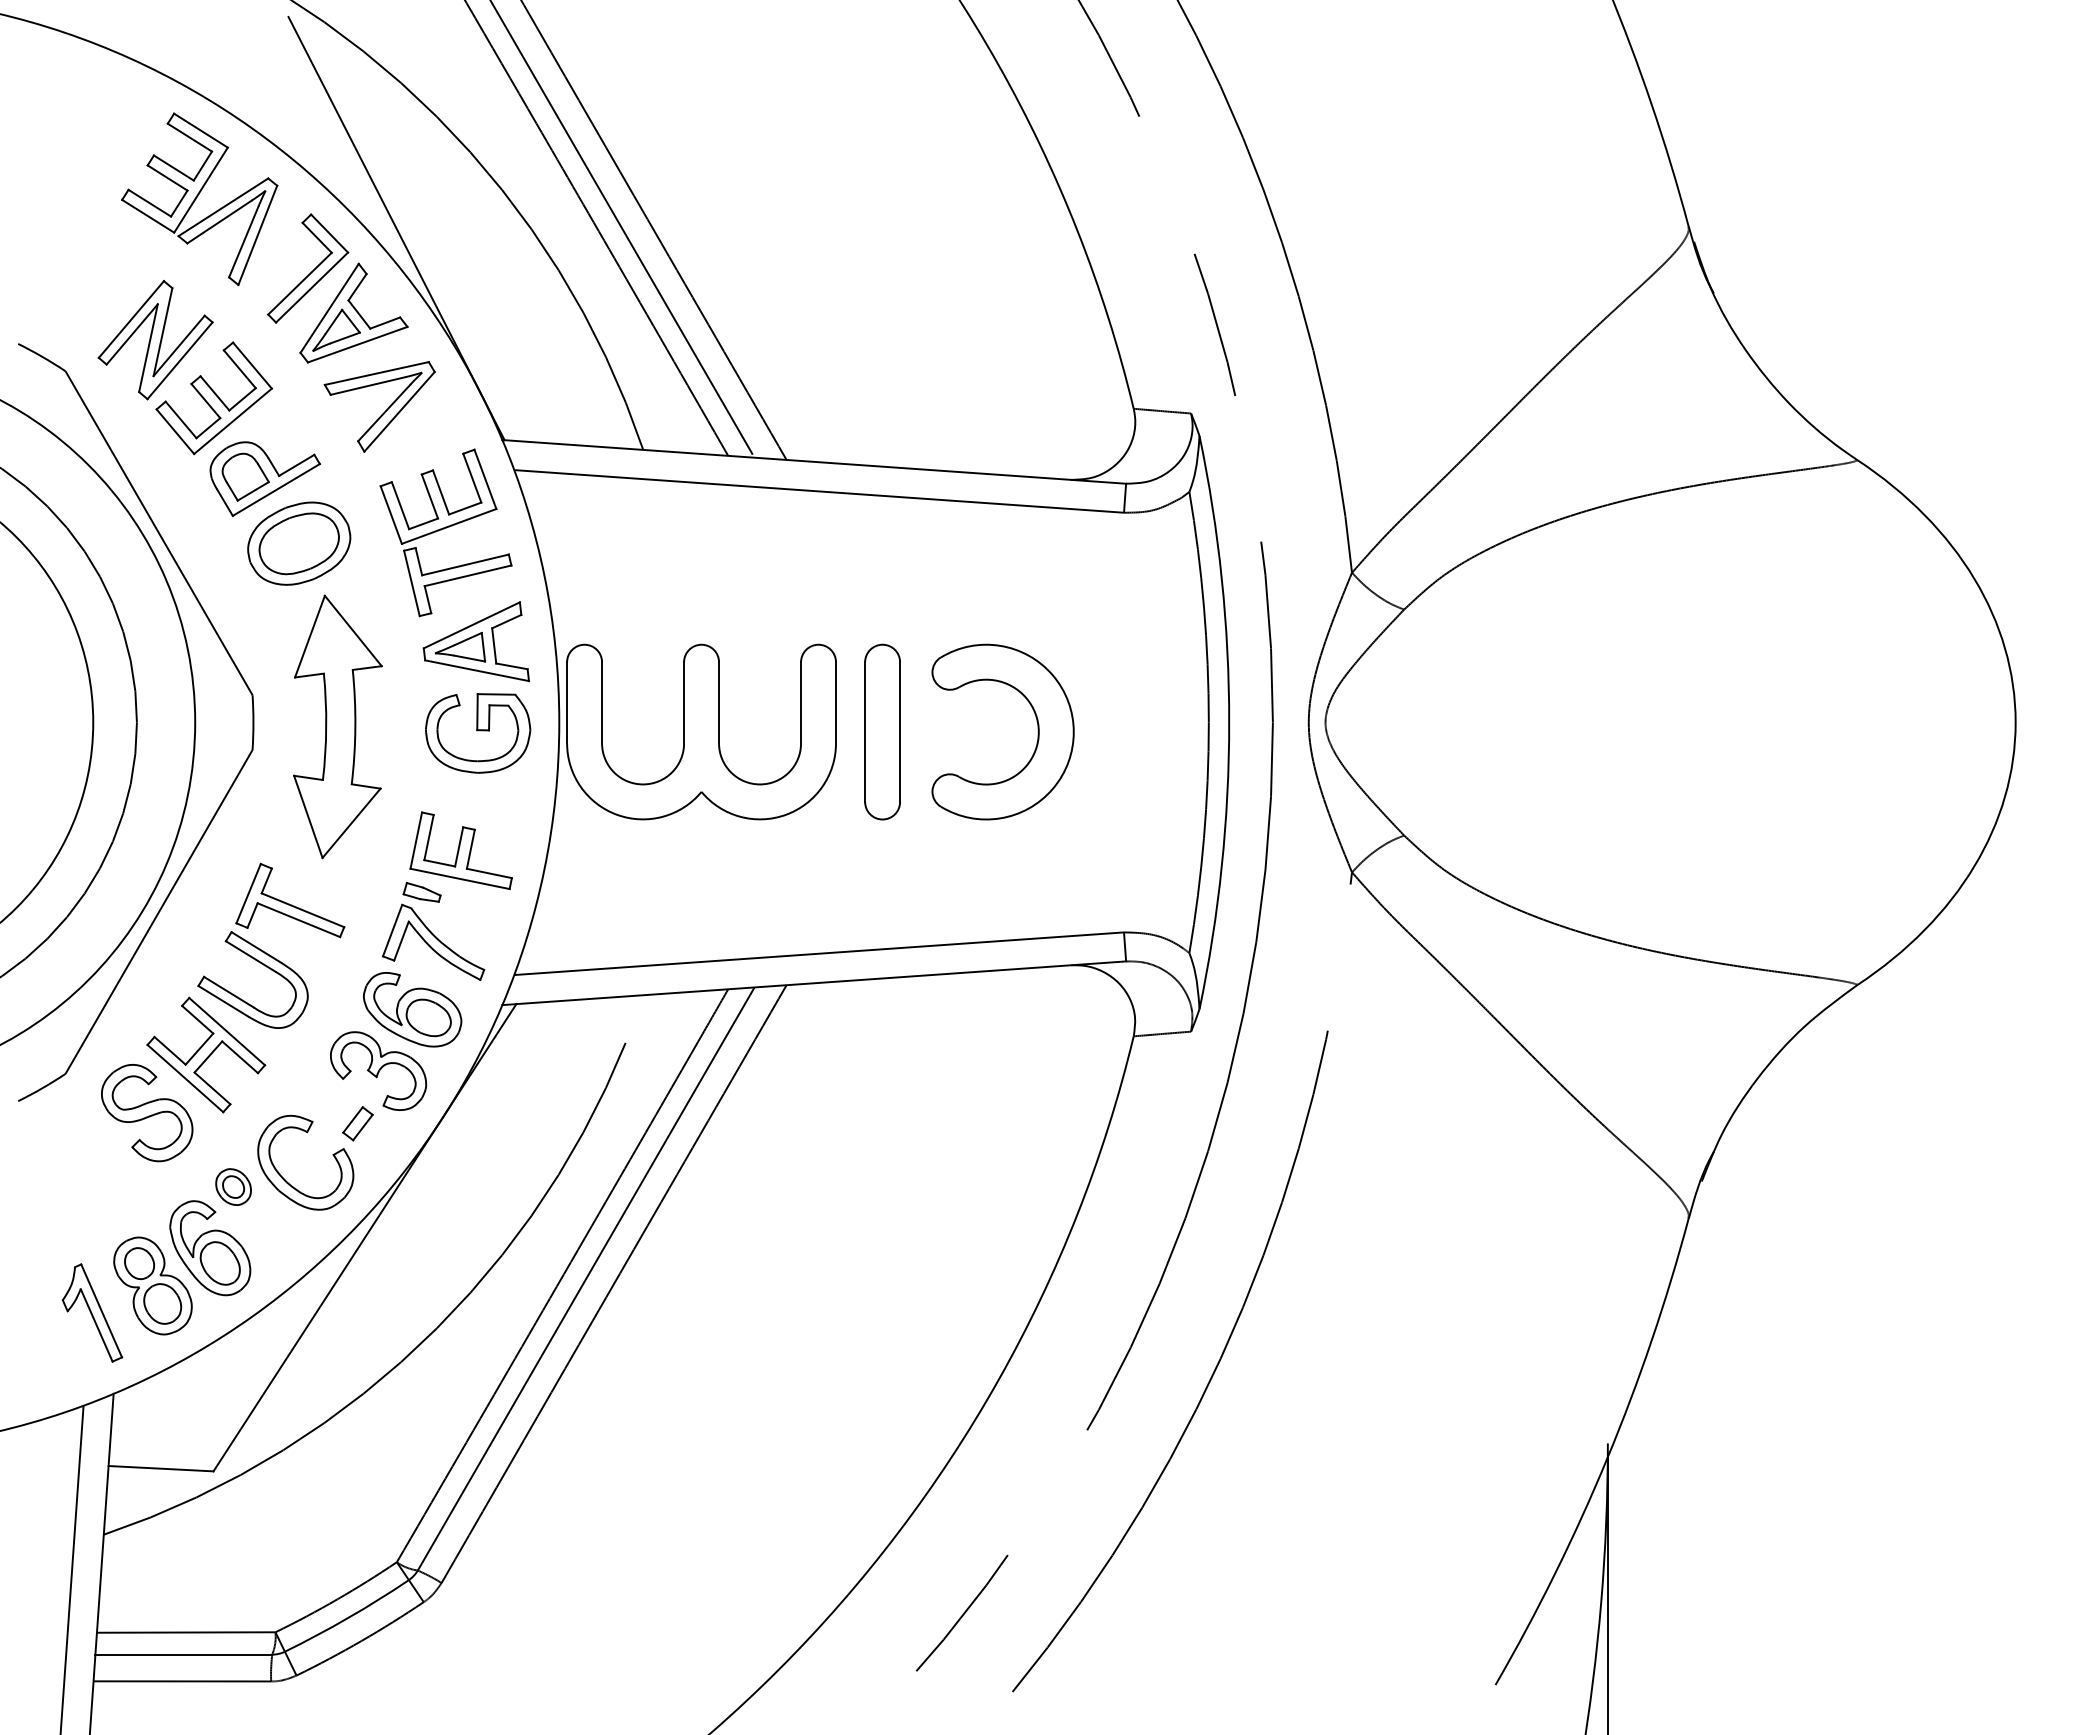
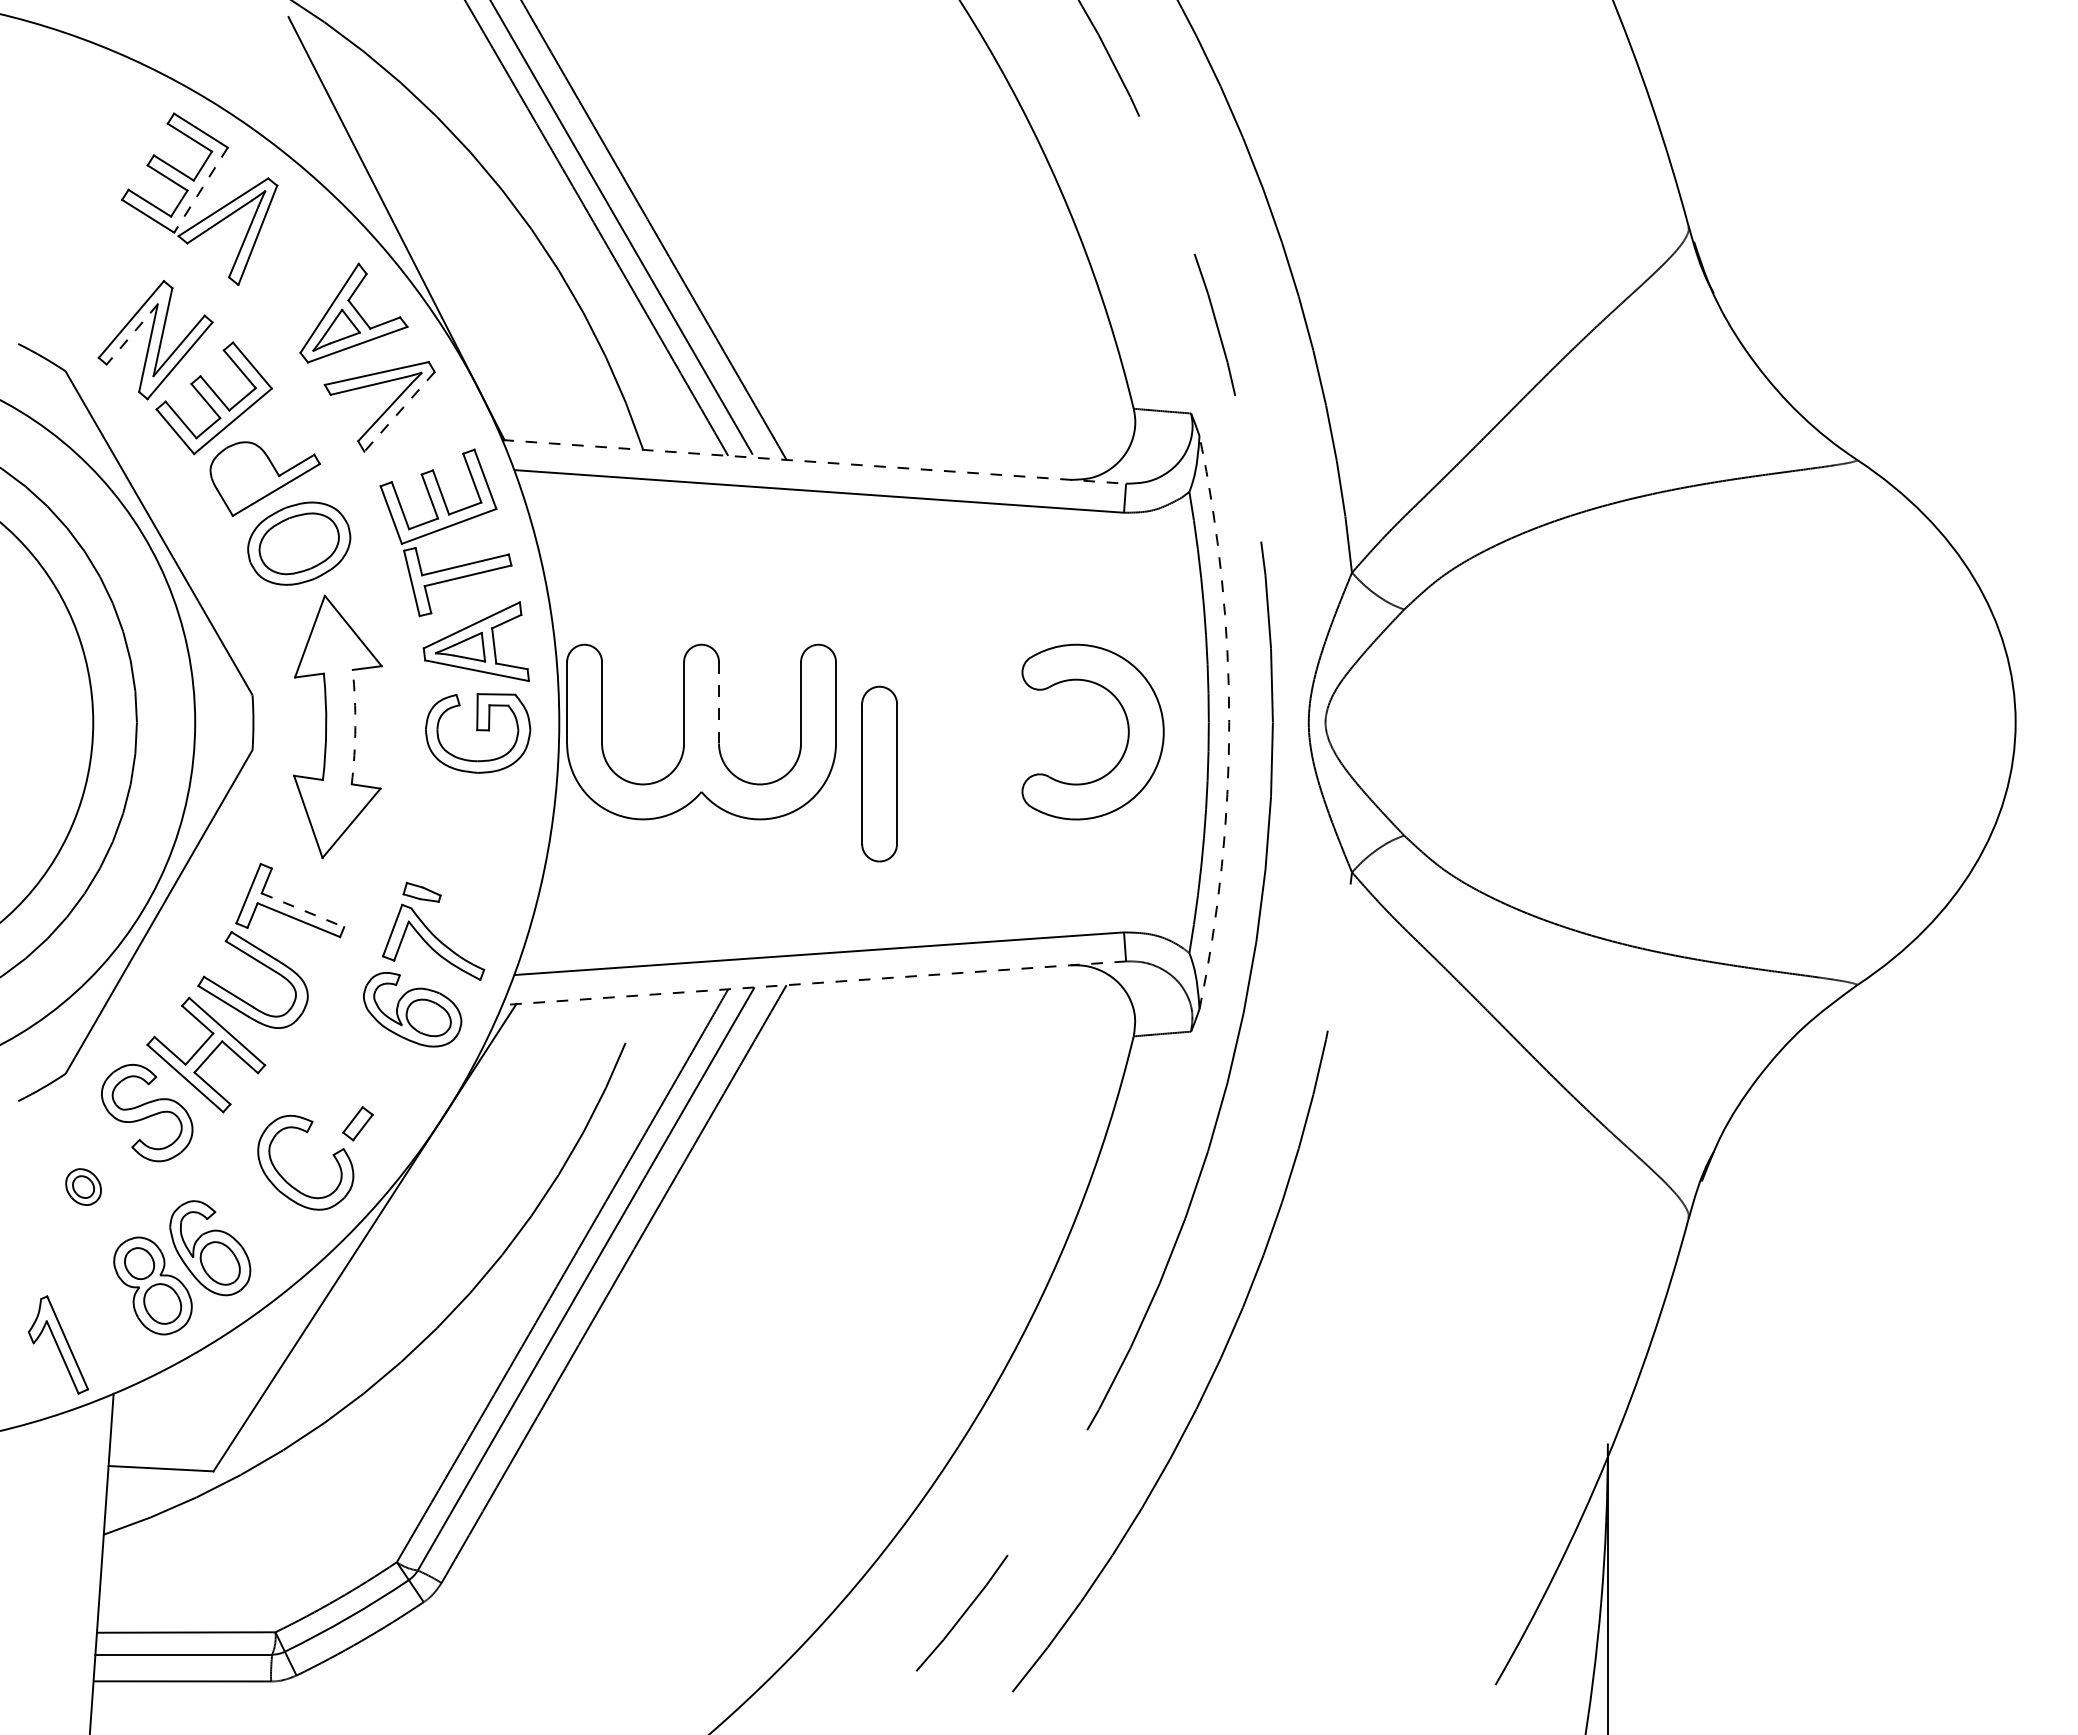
line: solid -> dashed (200, 190)
part: present -> none (308, 268)
line: solid -> dashed (132, 334)
line: solid -> dashed (399, 412)
line: solid -> dashed (814, 461)
part: present -> none (245, 476)
line: solid -> dashed (719, 702)
arc: solid -> dashed (1229, 722)
arc: solid -> dashed (355, 727)
part position: (882, 731) -> (879, 773) (879, 773)
part position: (1037, 731) -> (1127, 731) (1127, 731)
part: present -> none (460, 850)
line: solid -> dashed (302, 910)
line: solid -> dashed (814, 983)
part: present -> none (378, 1070)
part position: (233, 1186) -> (83, 1186) (83, 1186)
part position: (92, 1312) -> (58, 1344) (58, 1344)
line: present -> none (71, 1568)
